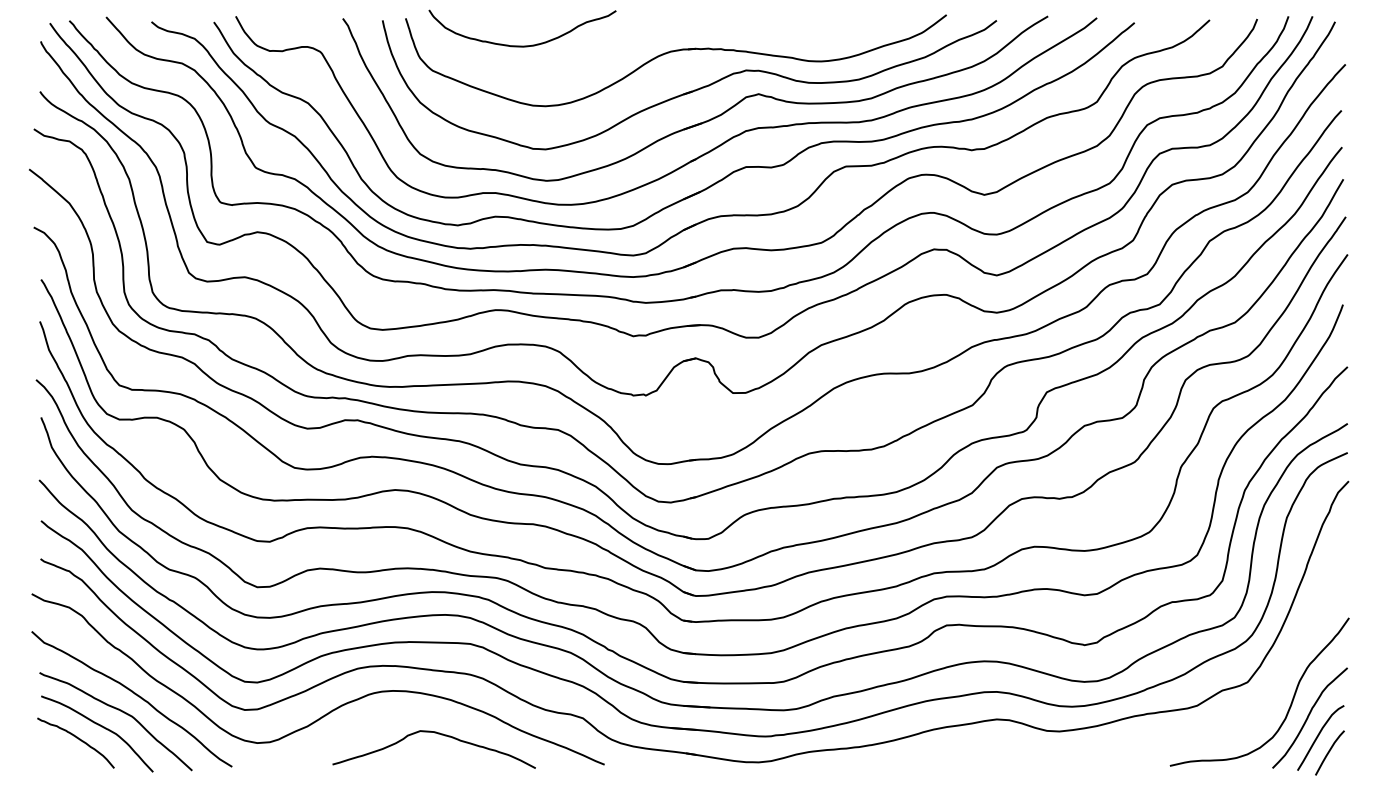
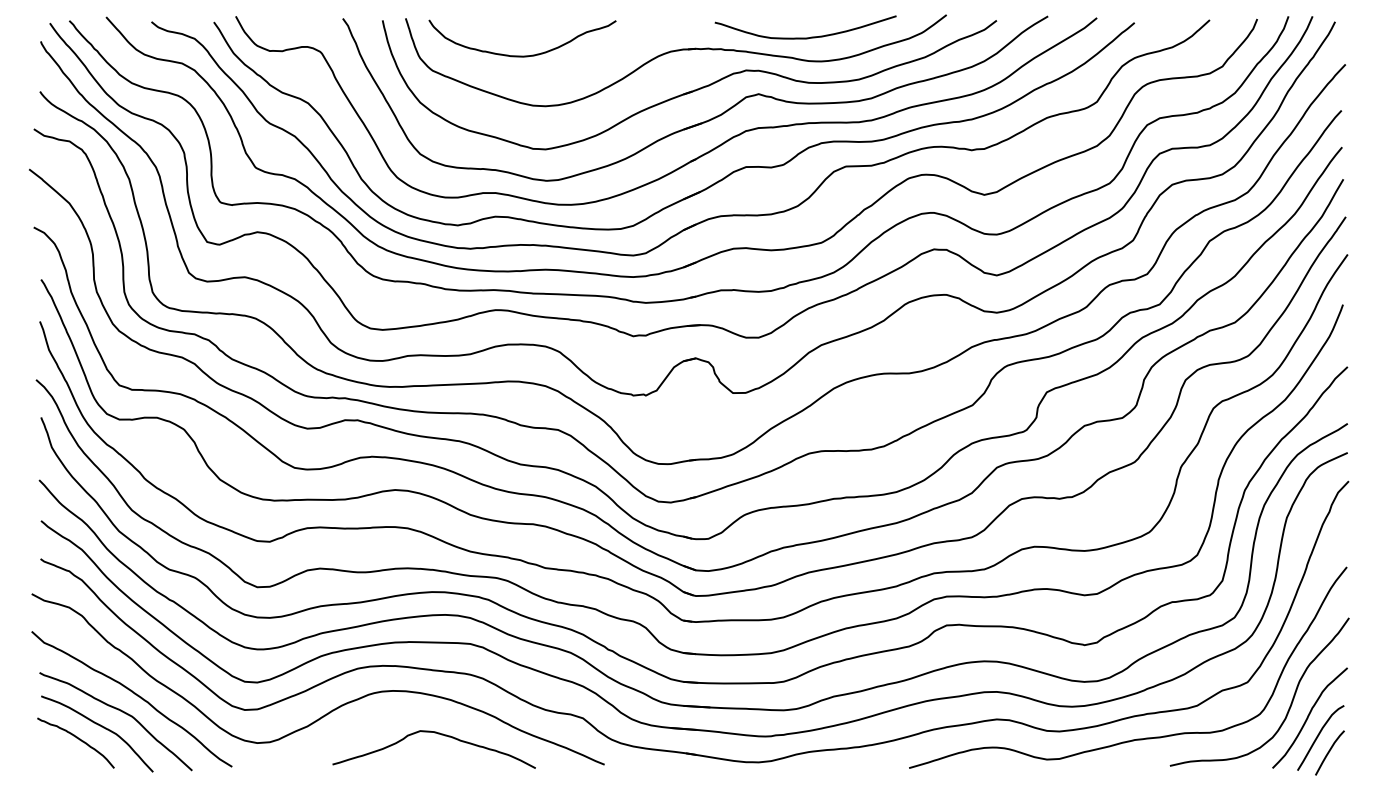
curve: none -> present (805, 37)
curve position: (522, 45) -> (522, 55) (522, 55)
curve: none -> present (1137, 738)
